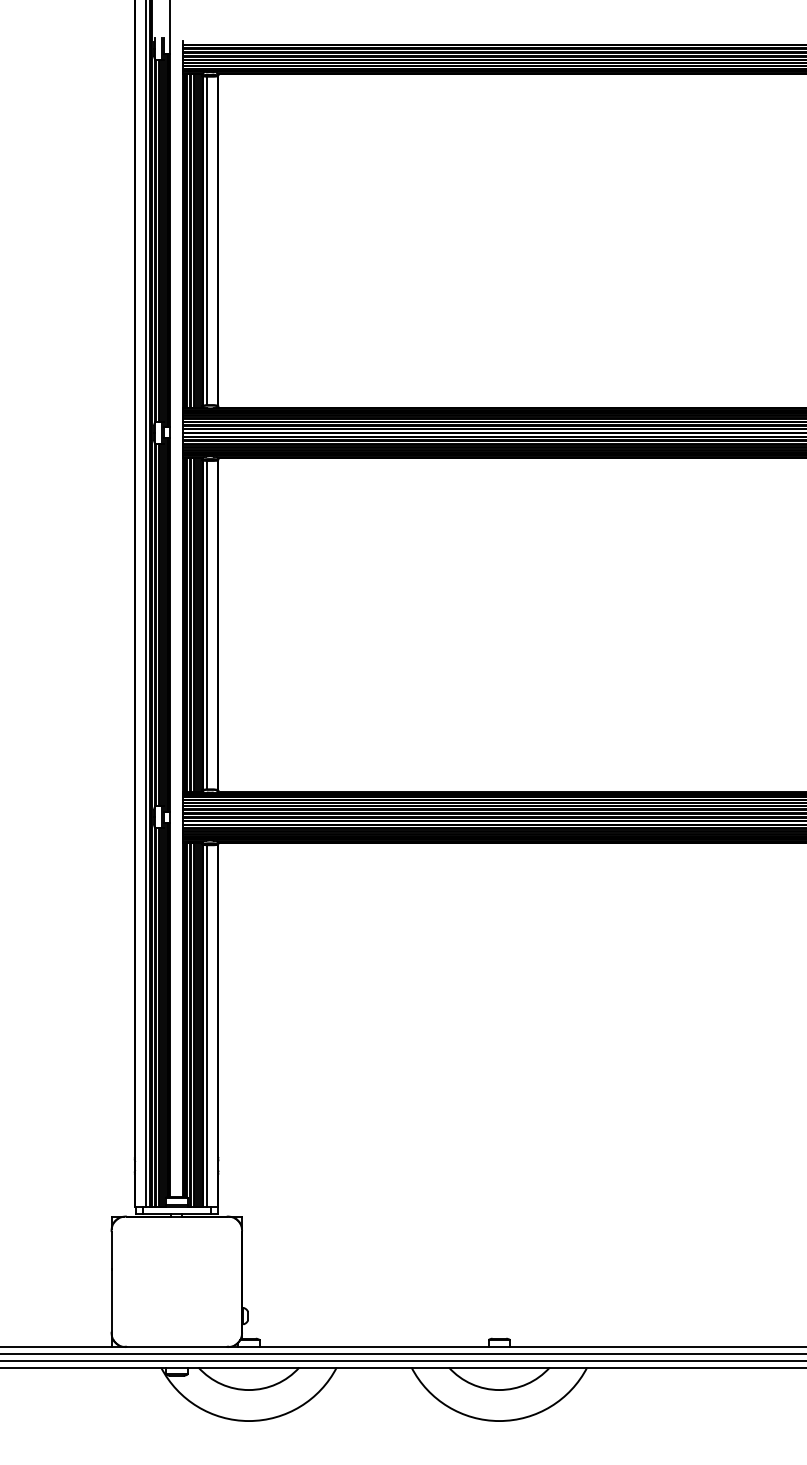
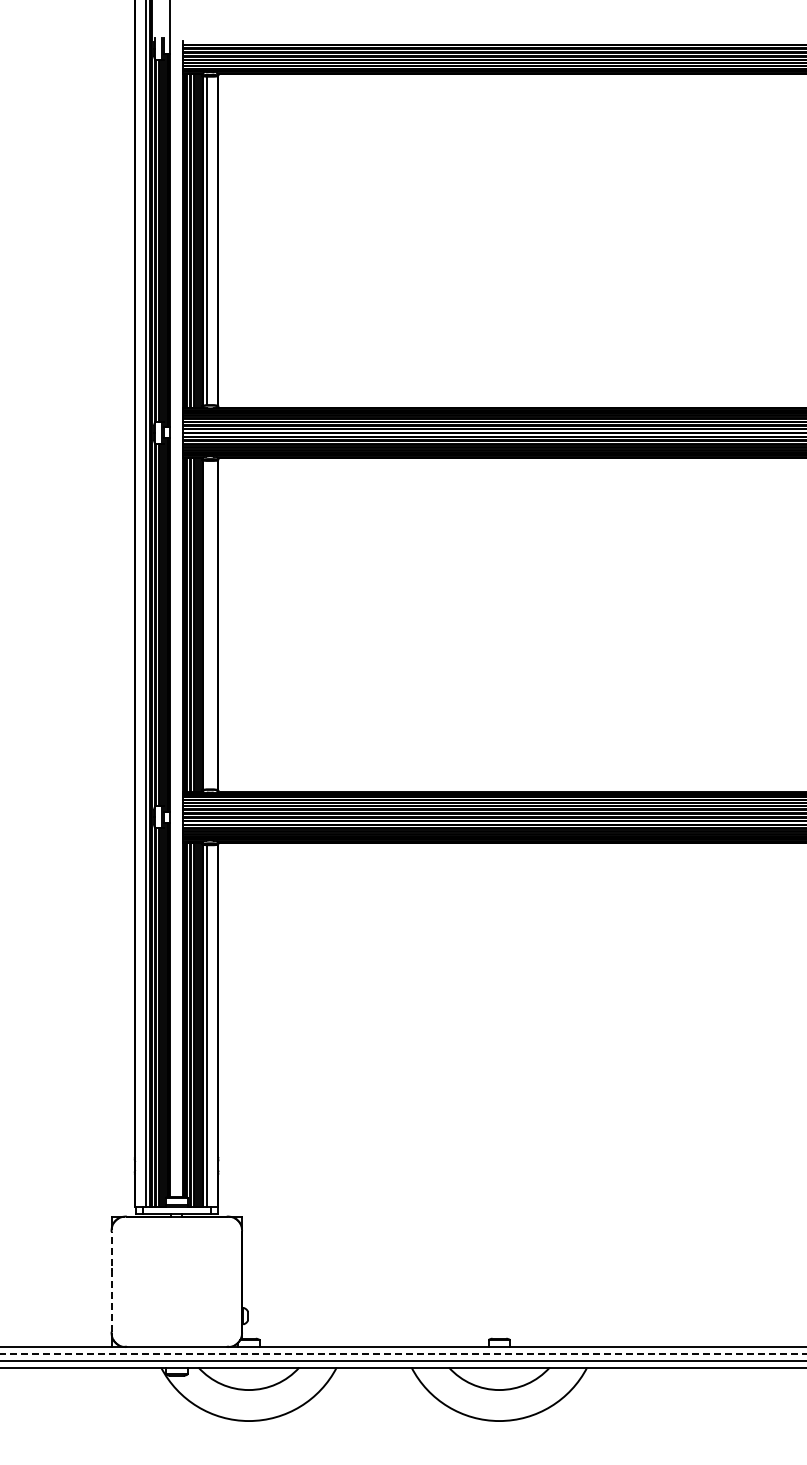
line: present -> none (206, 624)
line: solid -> dashed (111, 1281)
line: solid -> dashed (403, 1353)
